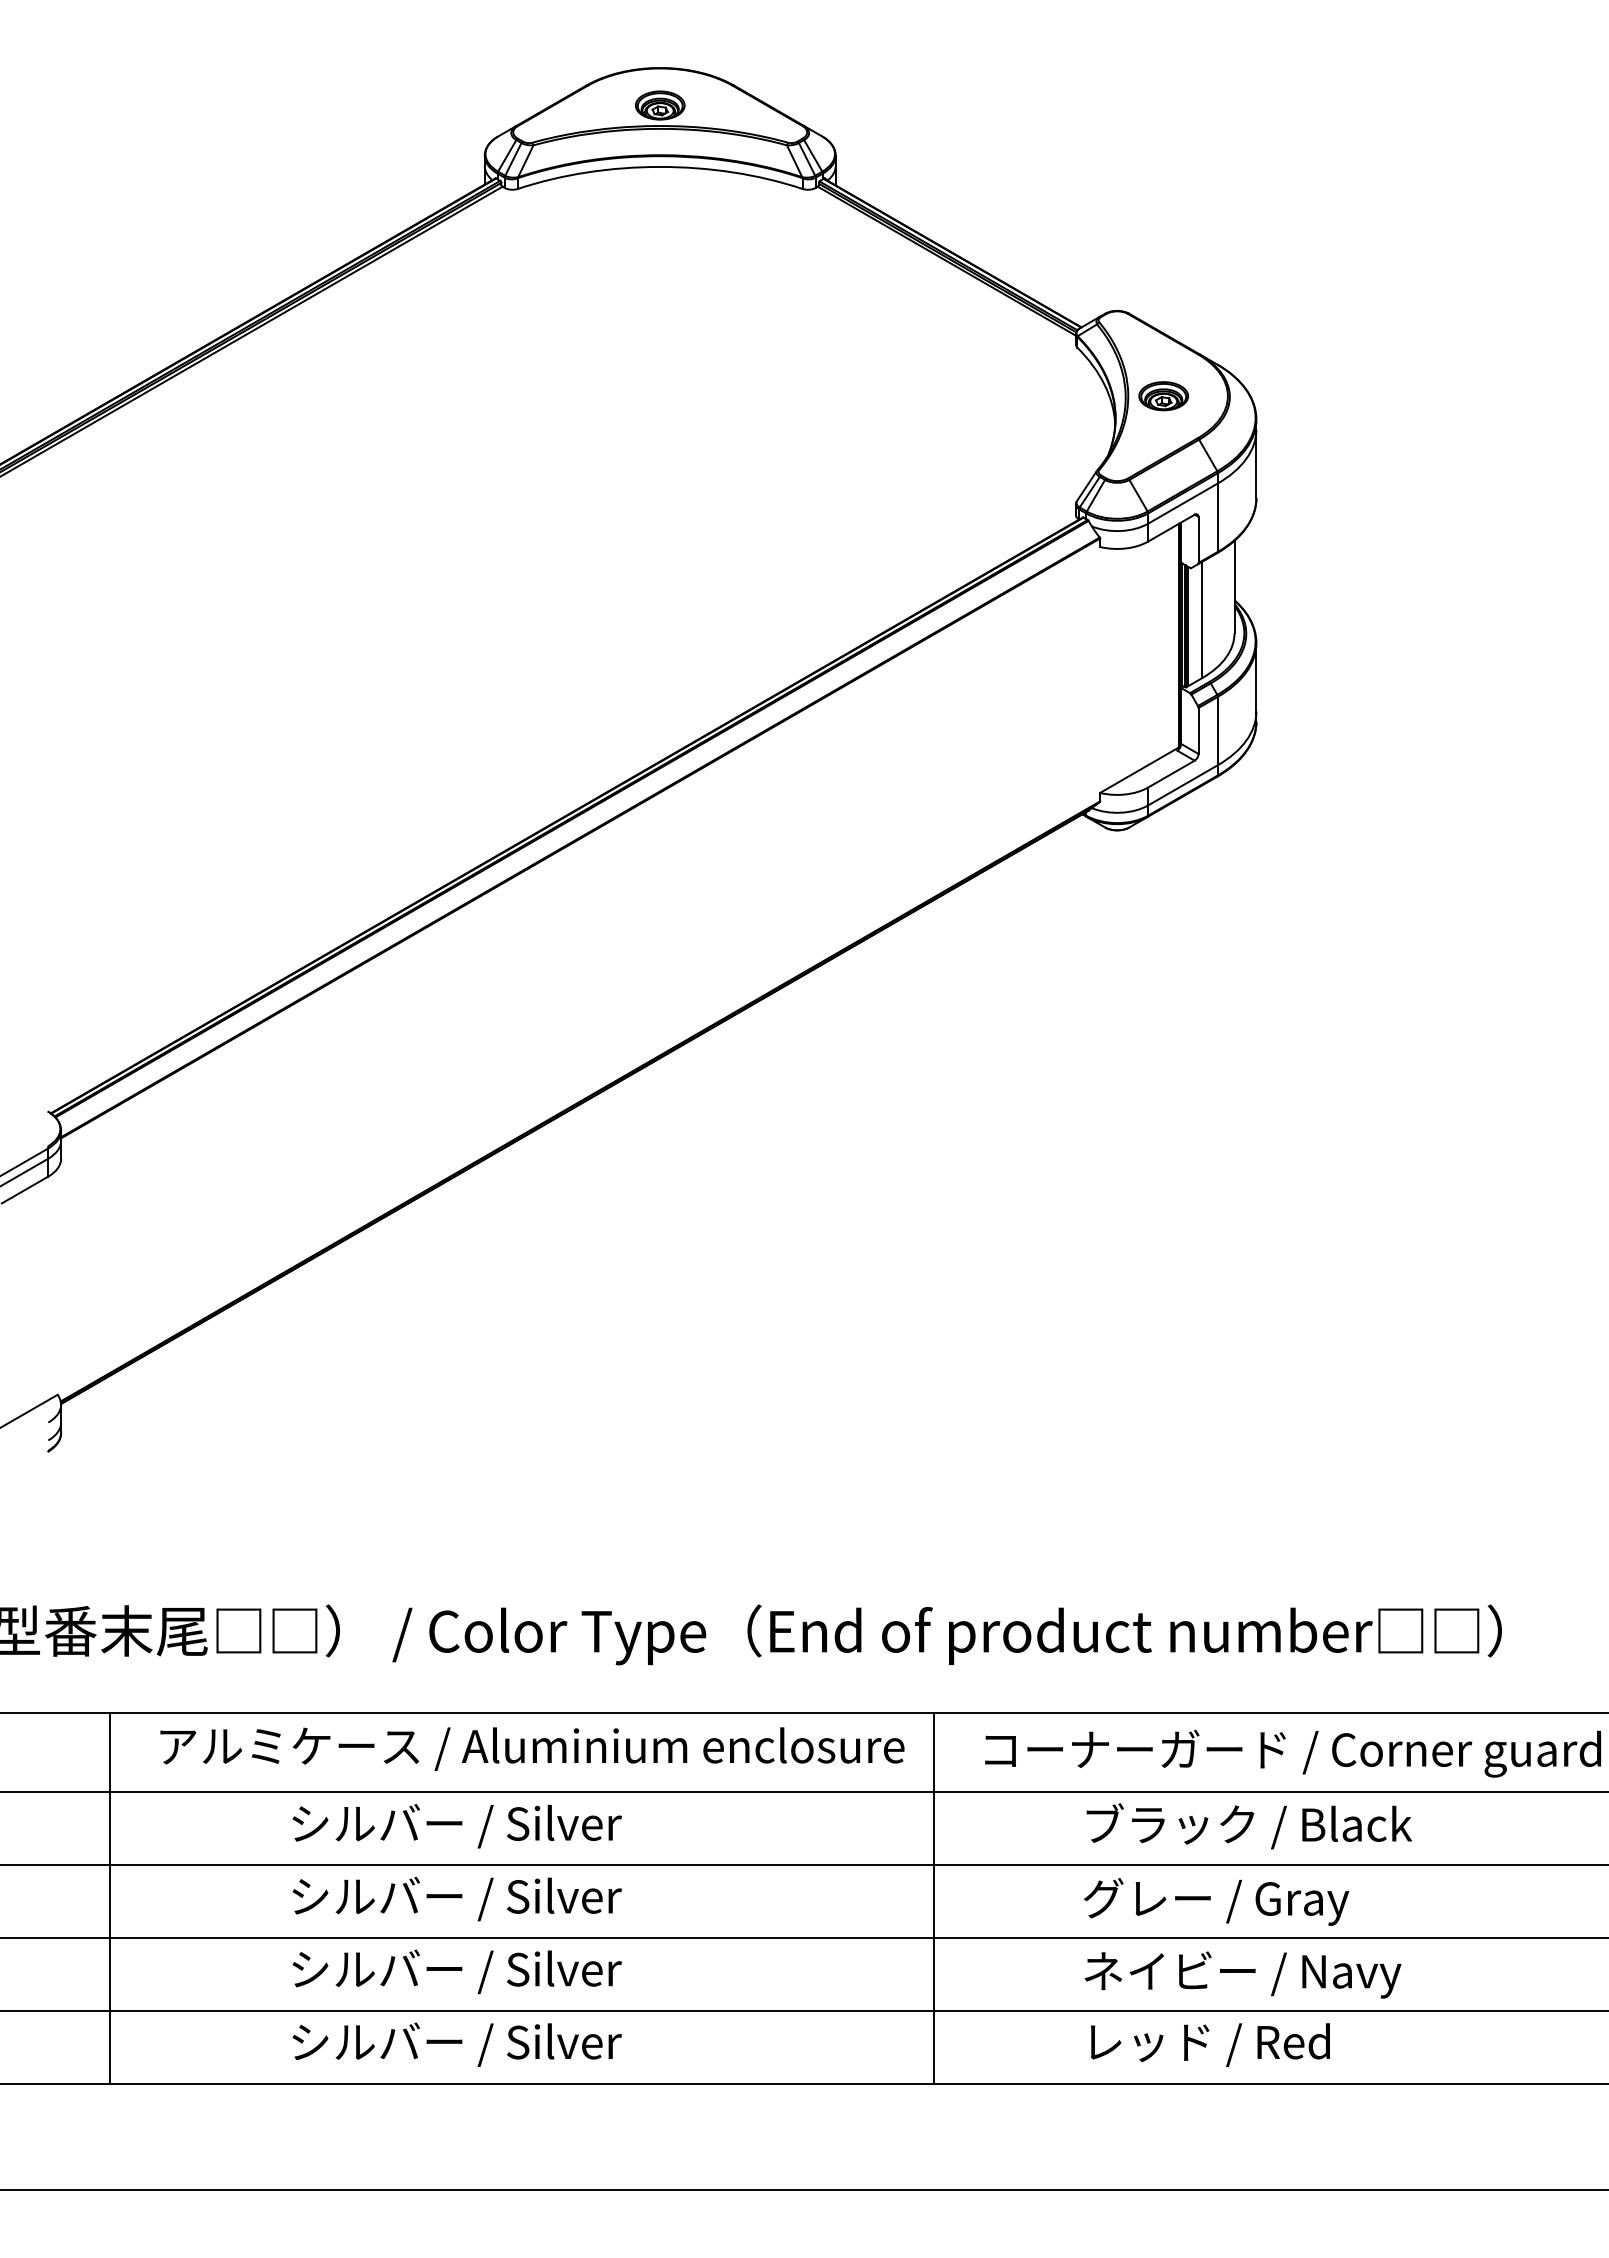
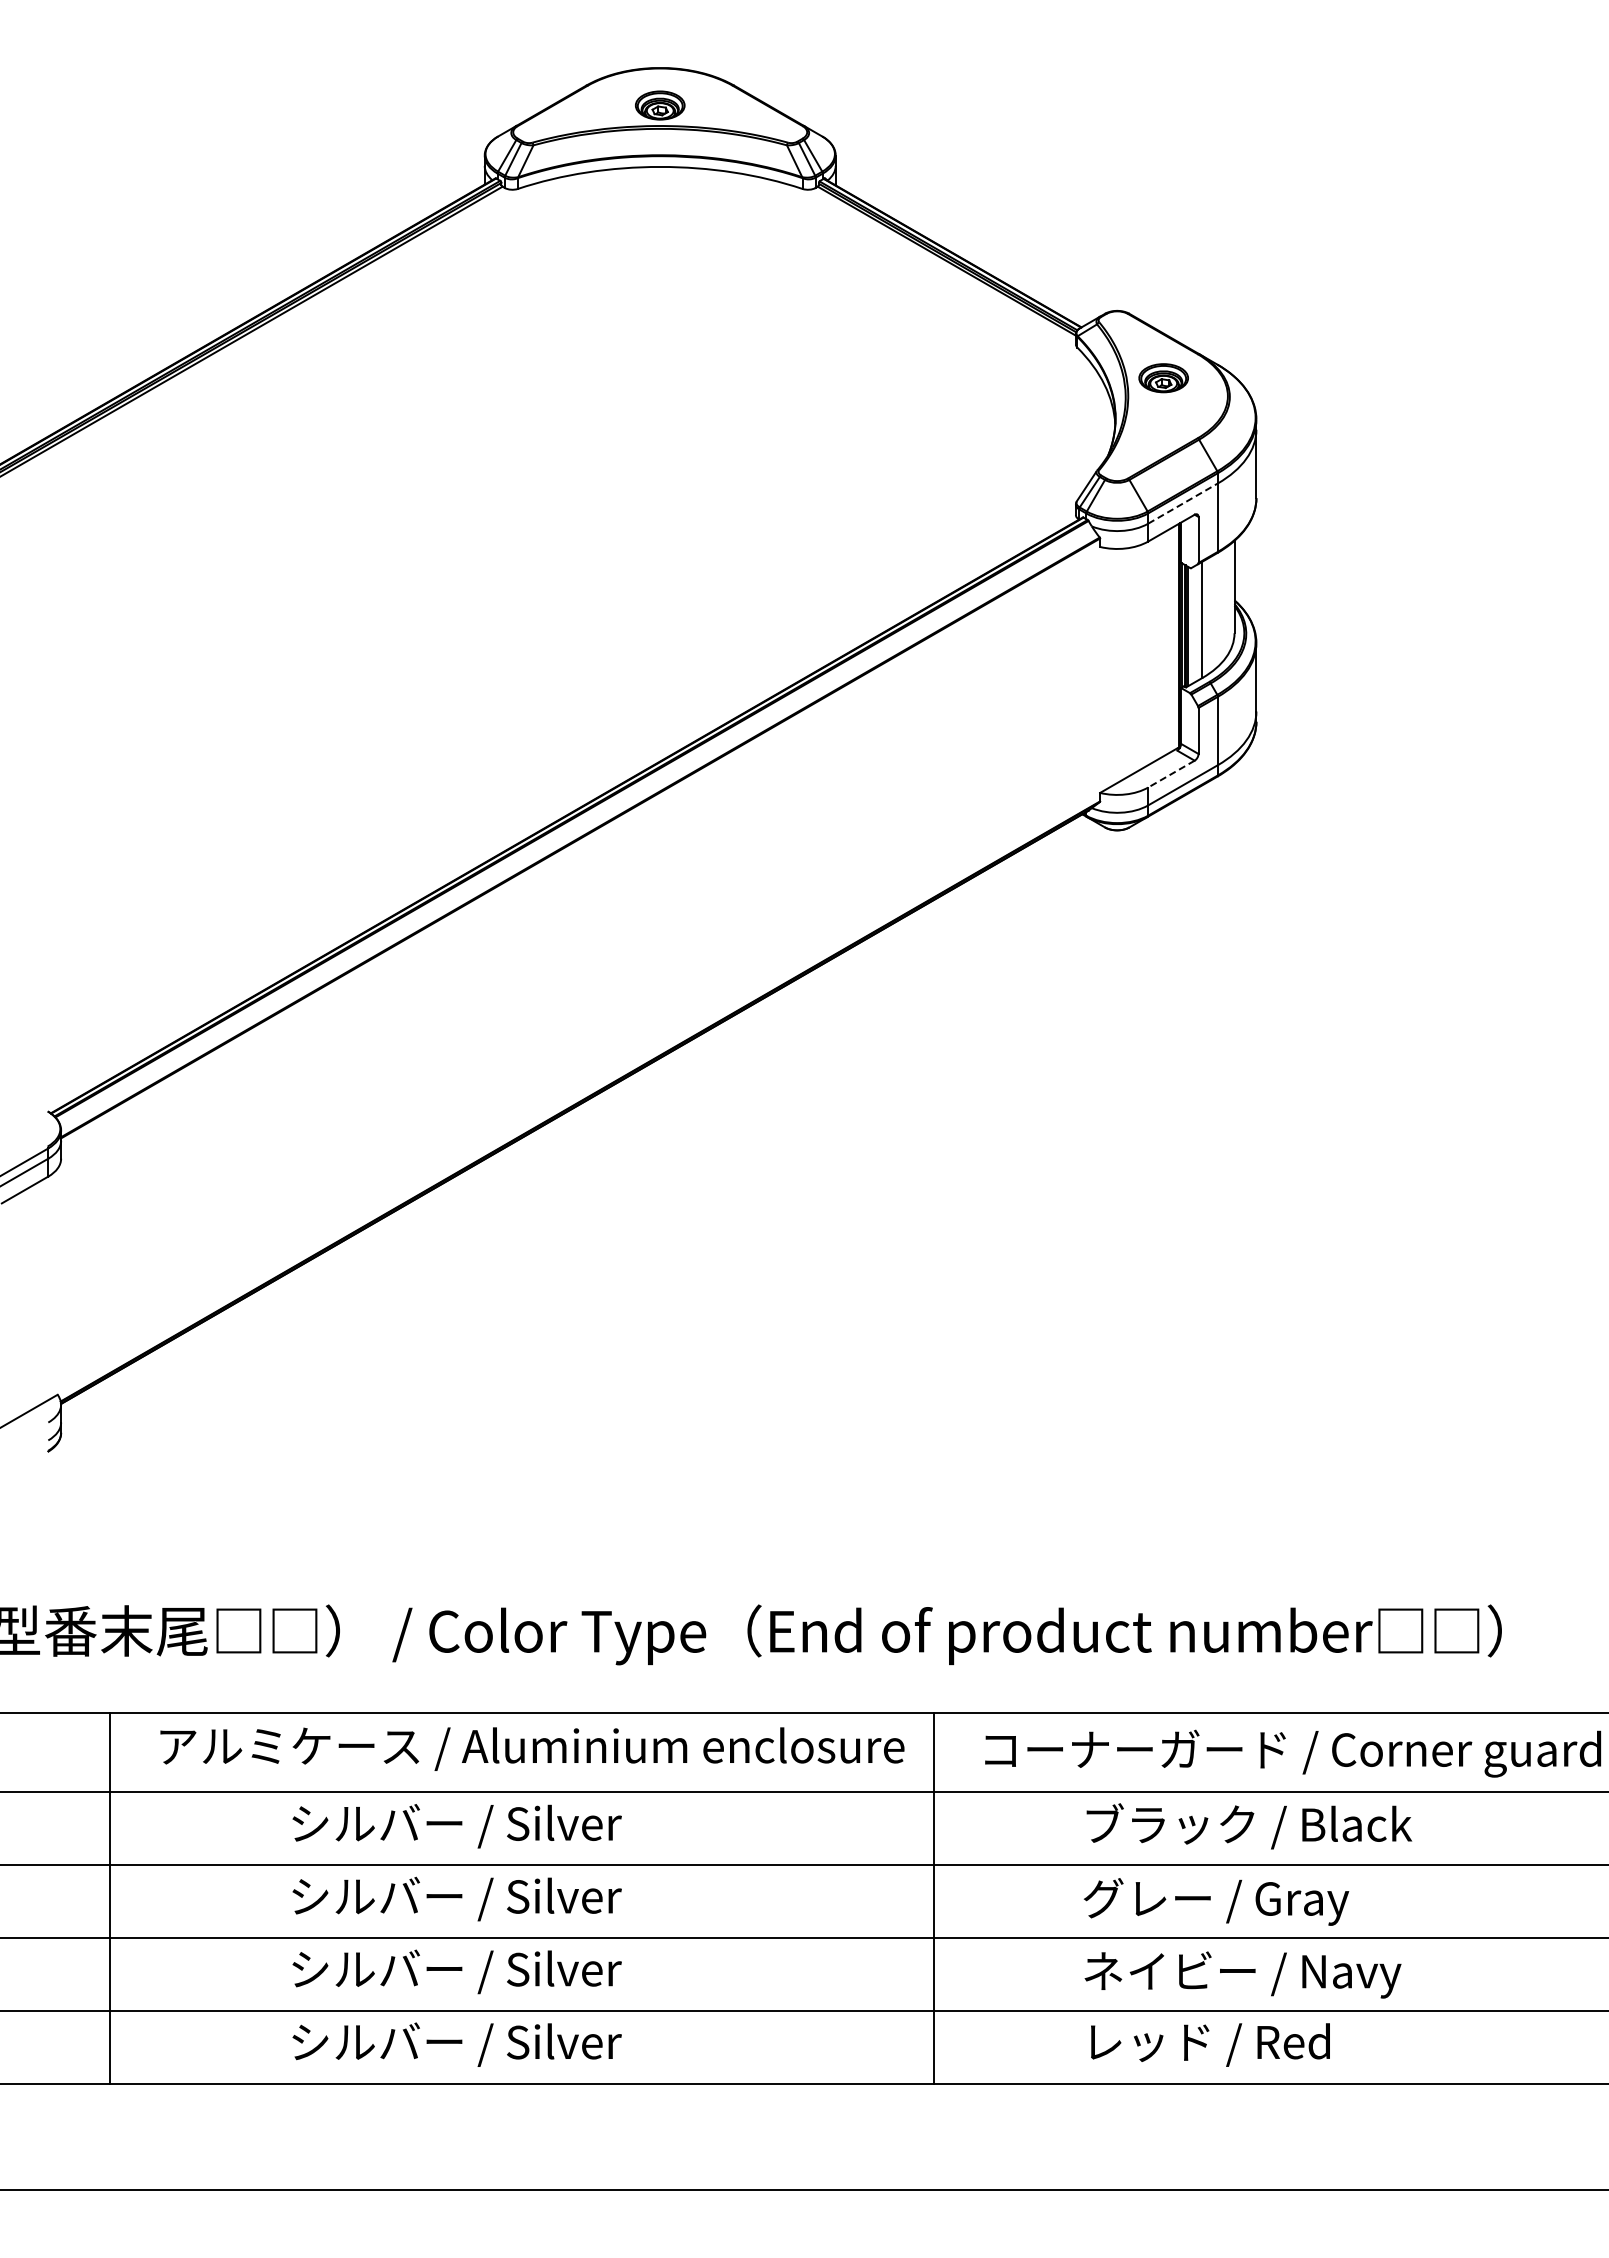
part position: (1163, 396) -> (1163, 378) (1163, 378)
line: solid -> dashed (1183, 503)
line: solid -> dashed (1171, 774)
